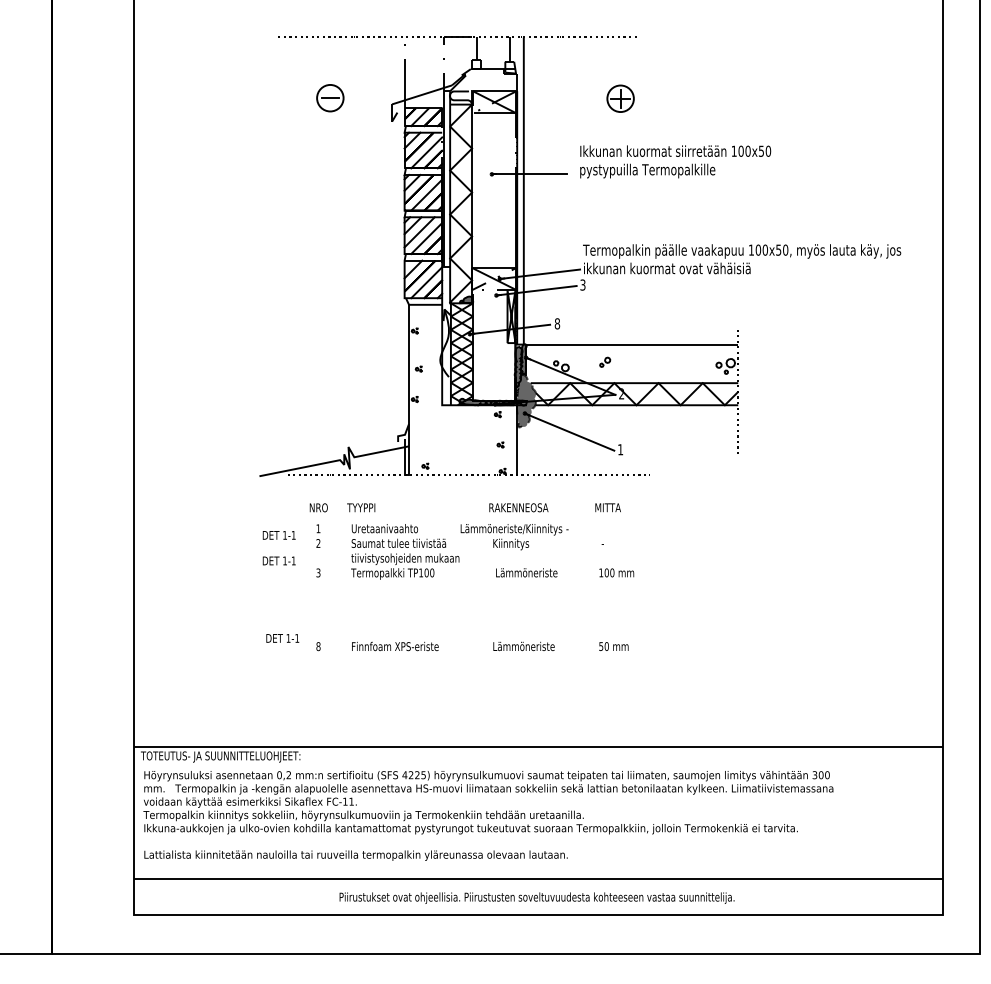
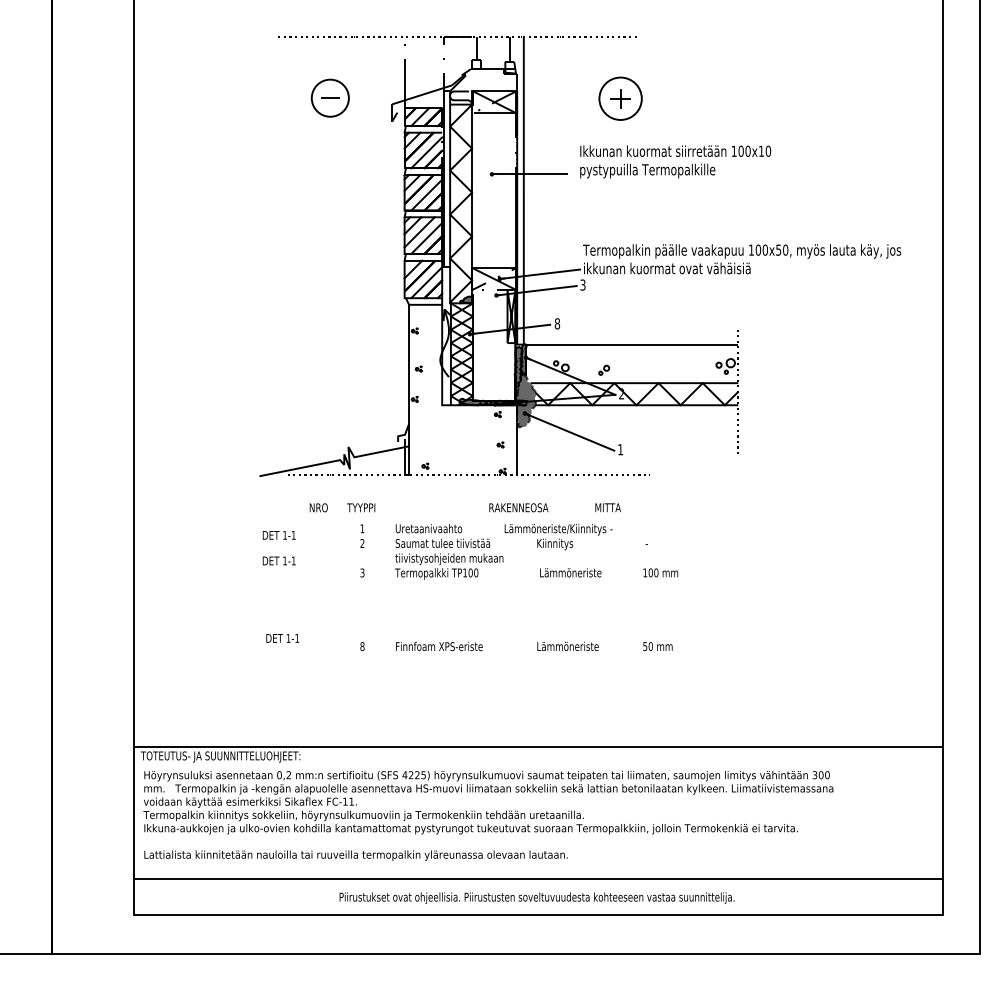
circle diameter: 27 px -> 37 px (329, 97)
circle diameter: 27 px -> 42 px (620, 98)
text: 100x50 -> 100x10 (761, 150)
part position: (605, 361) -> (604, 369) (604, 369)
text position: (475, 587) -> (519, 587) (519, 587)
